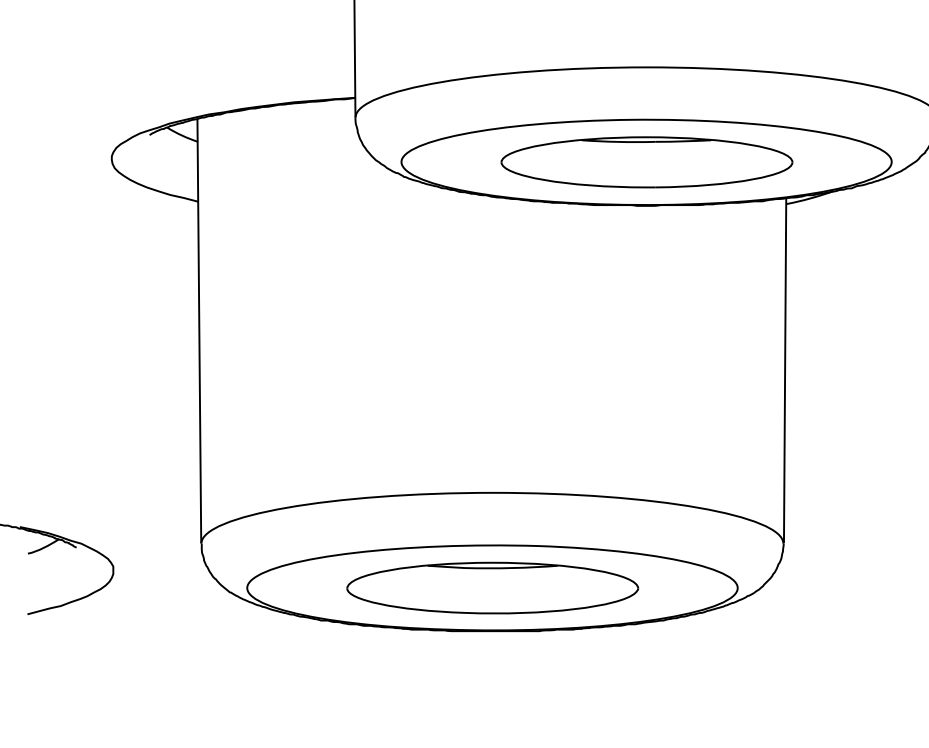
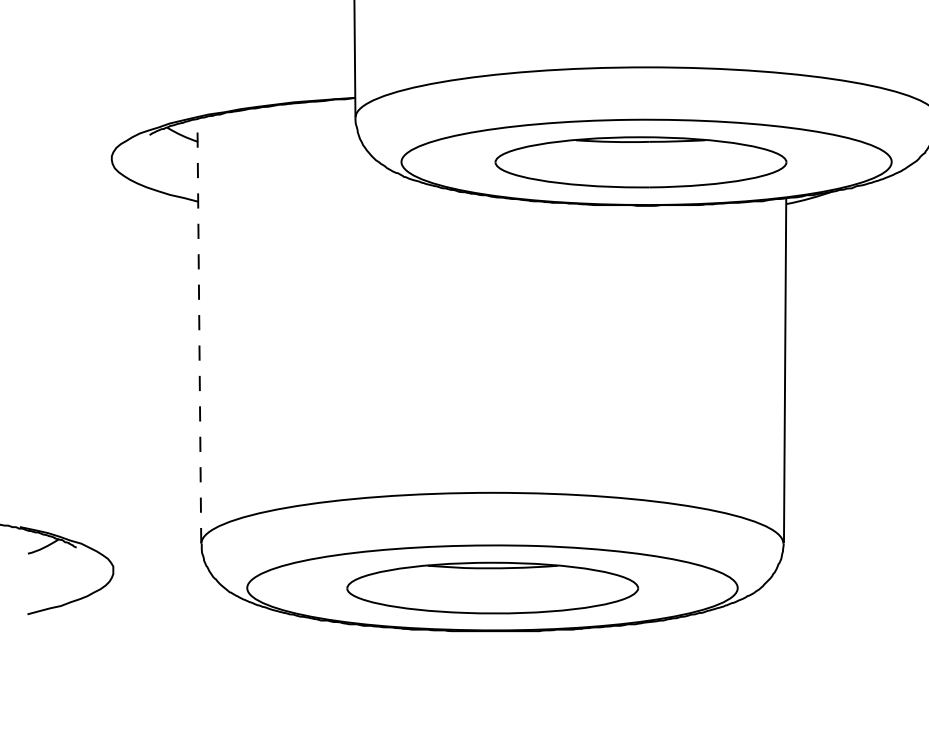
part position: (646, 162) -> (640, 162) (640, 162)
line: solid -> dashed (199, 330)
